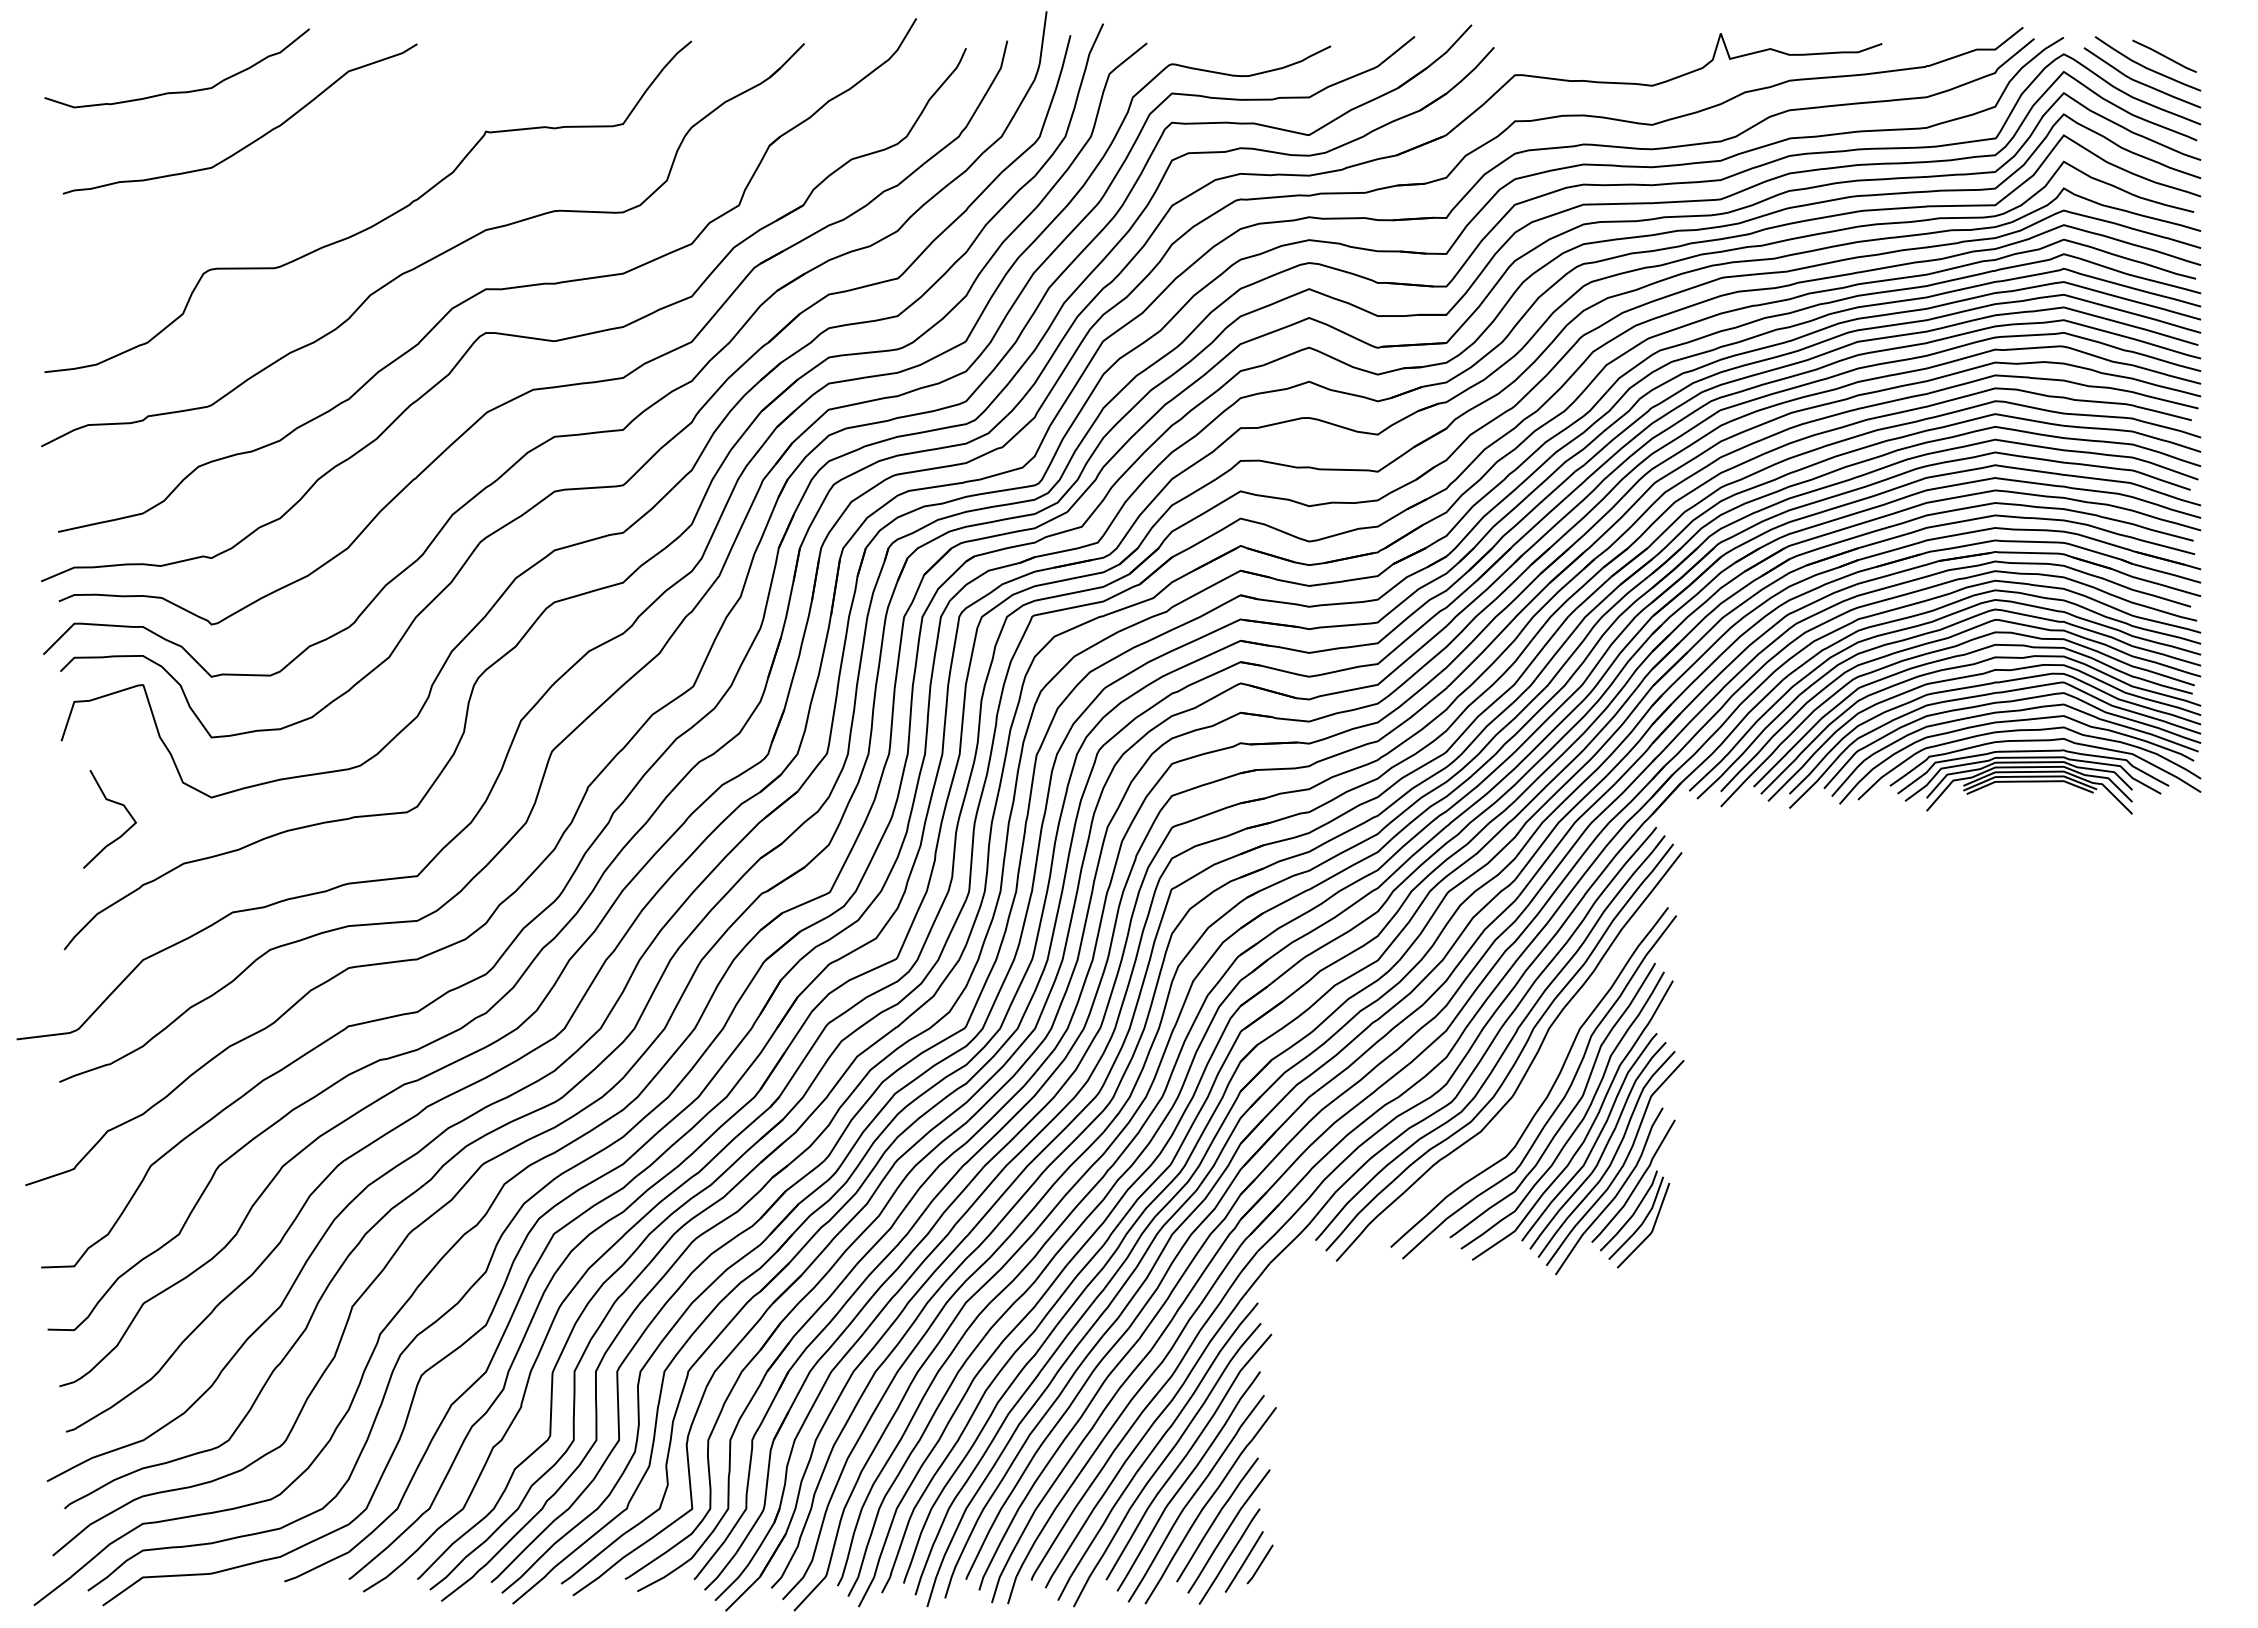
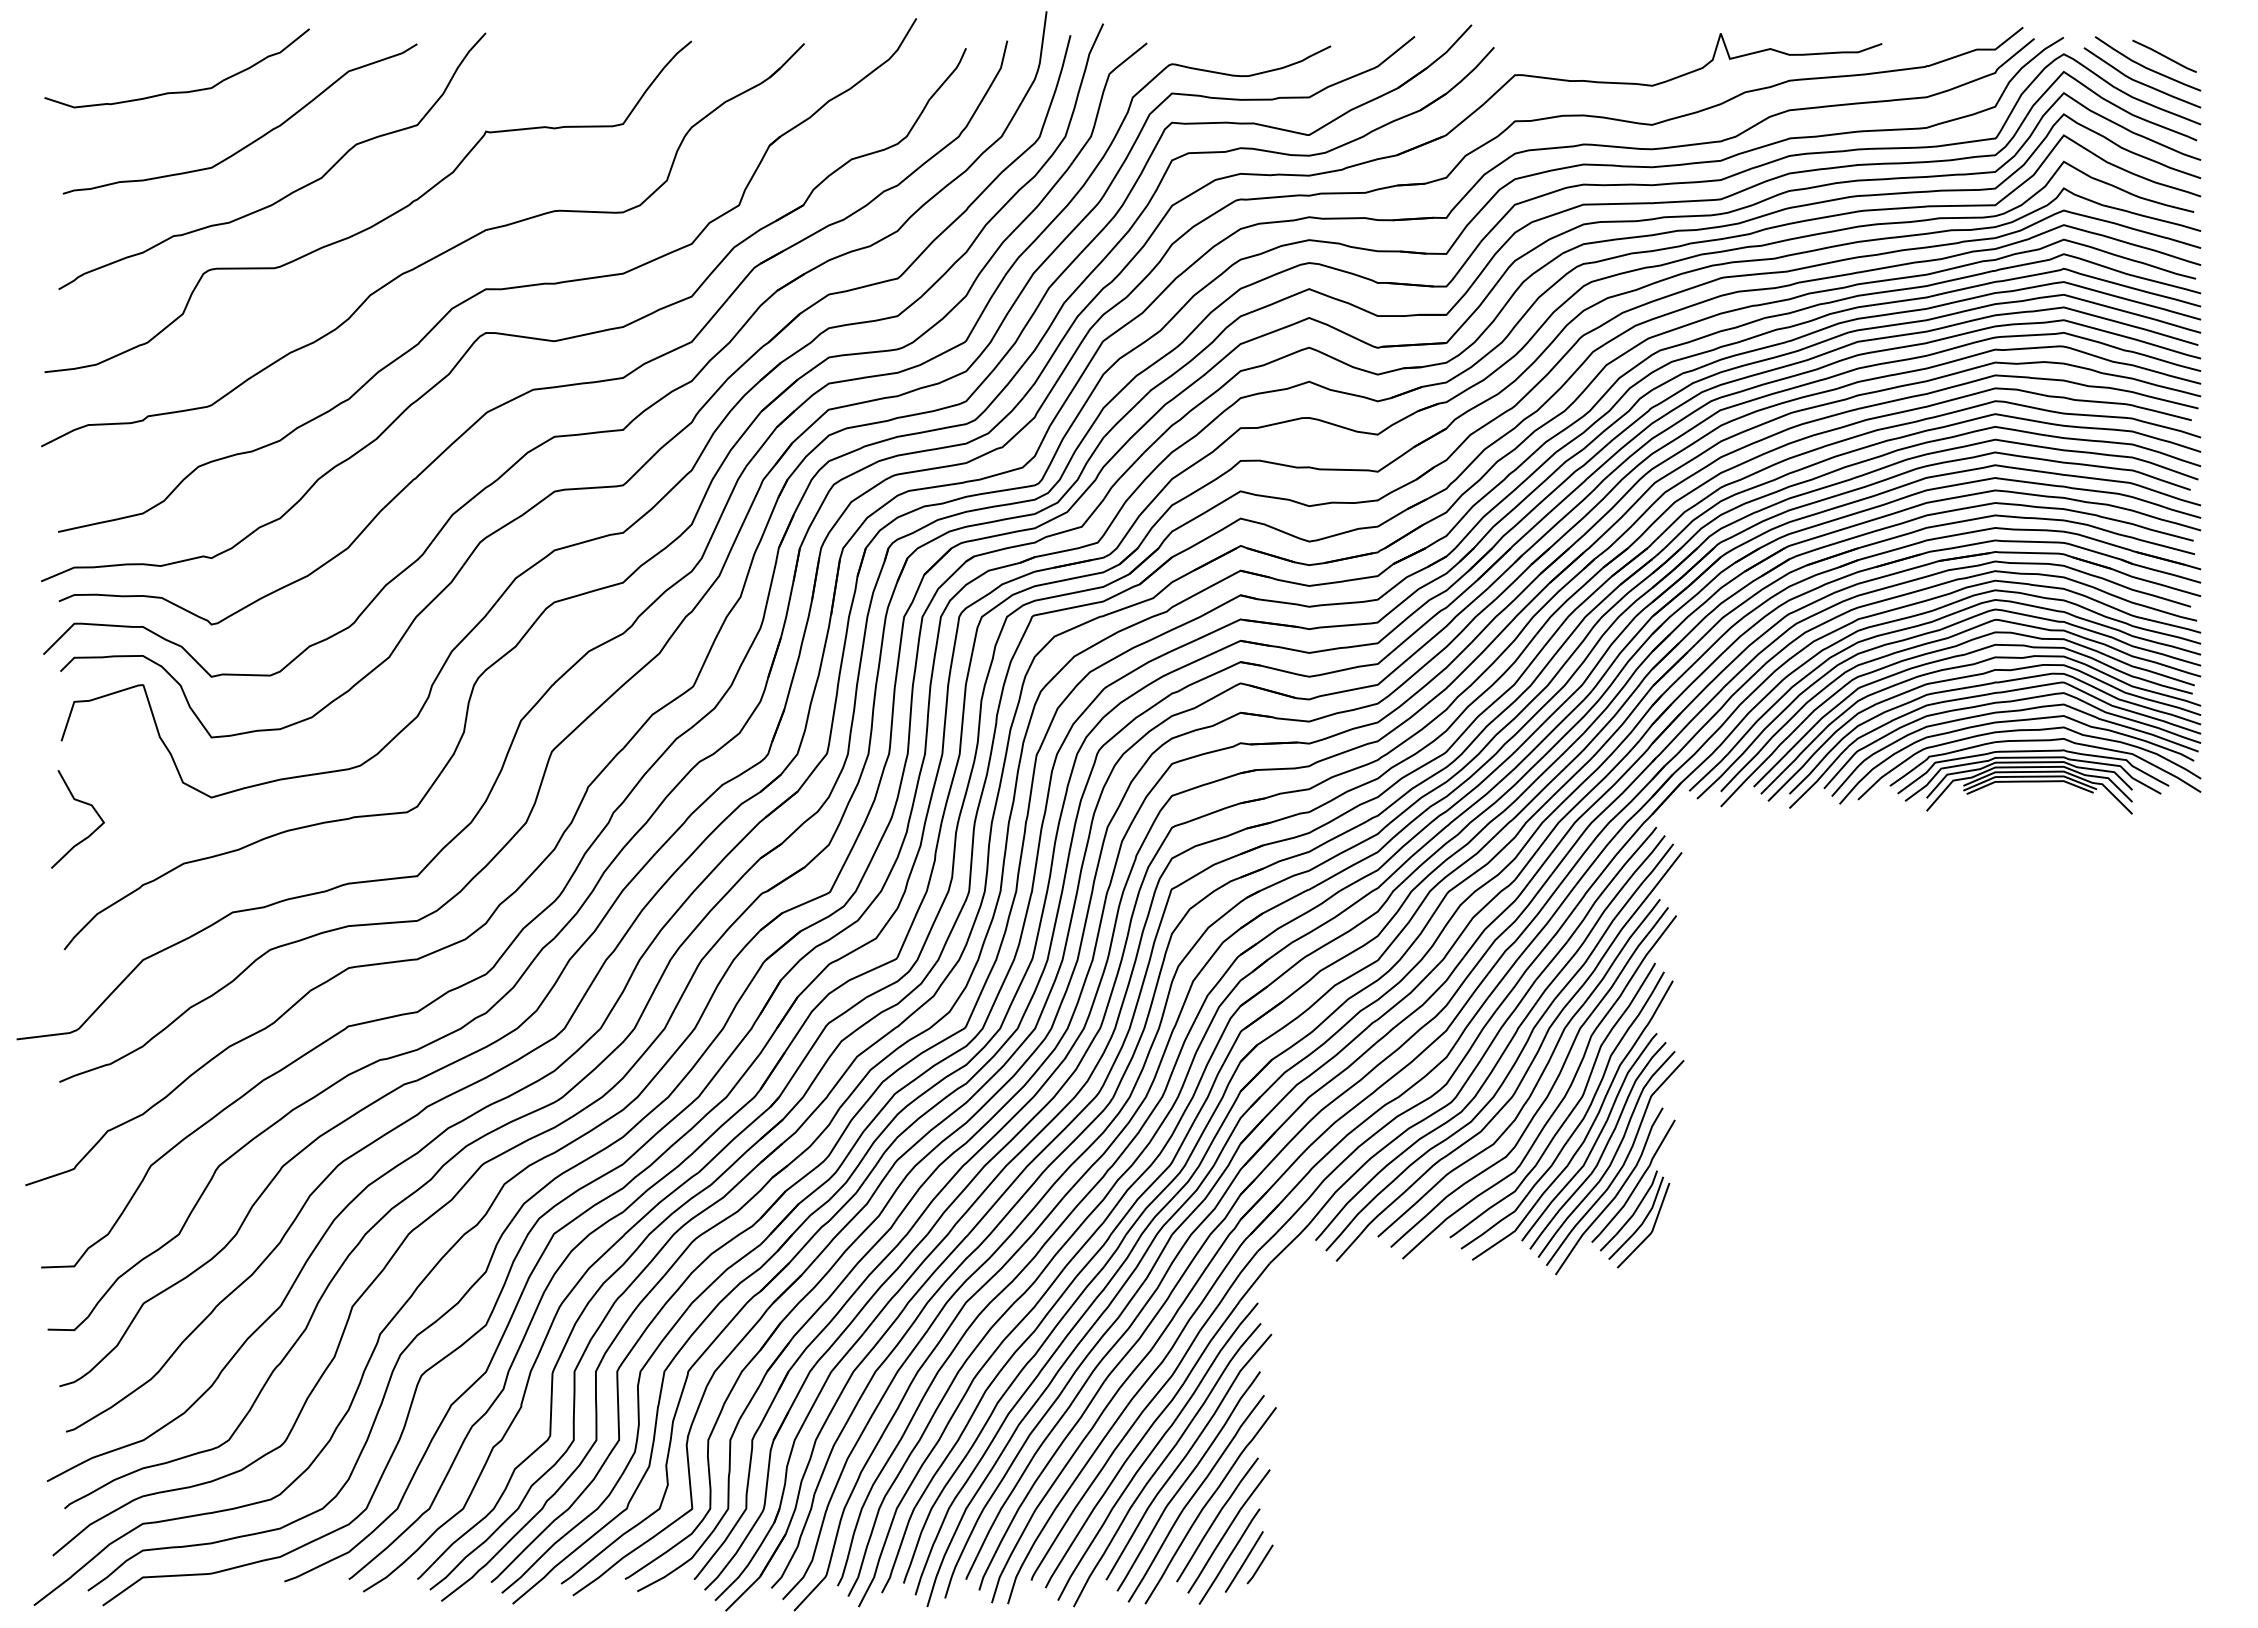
curve: none -> present (290, 192)
curve position: (115, 803) -> (83, 803) (83, 803)
curve: none -> present (1538, 1078)
